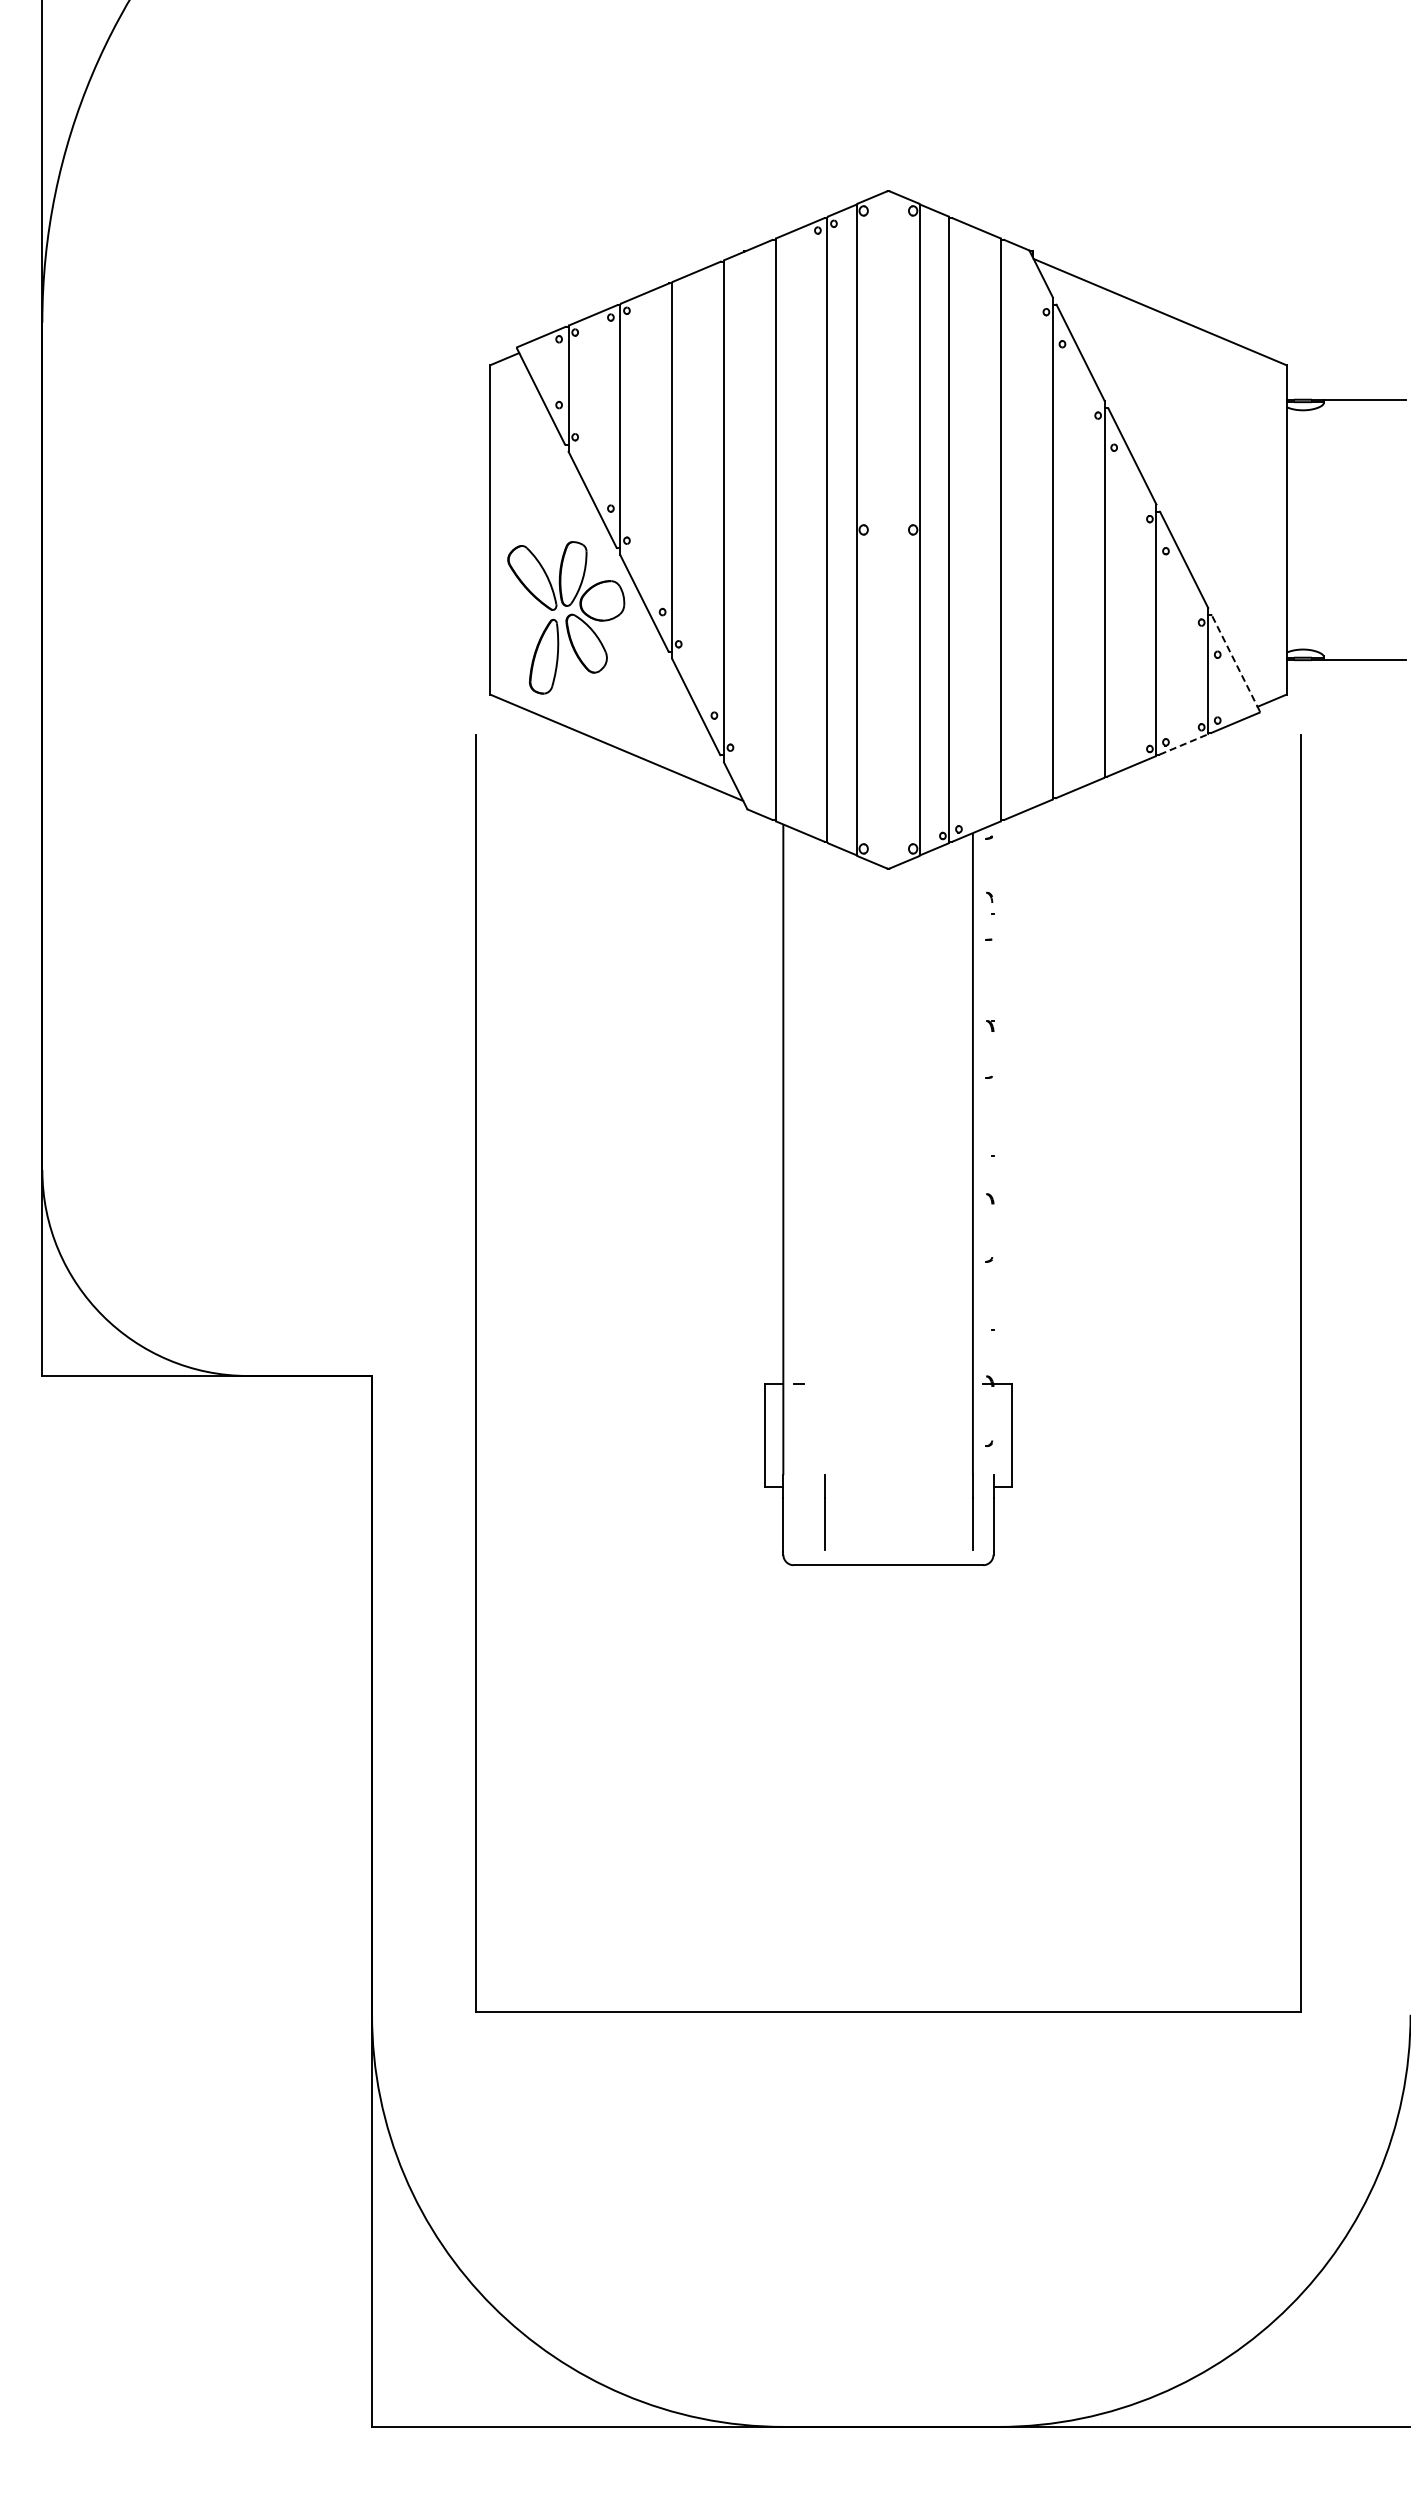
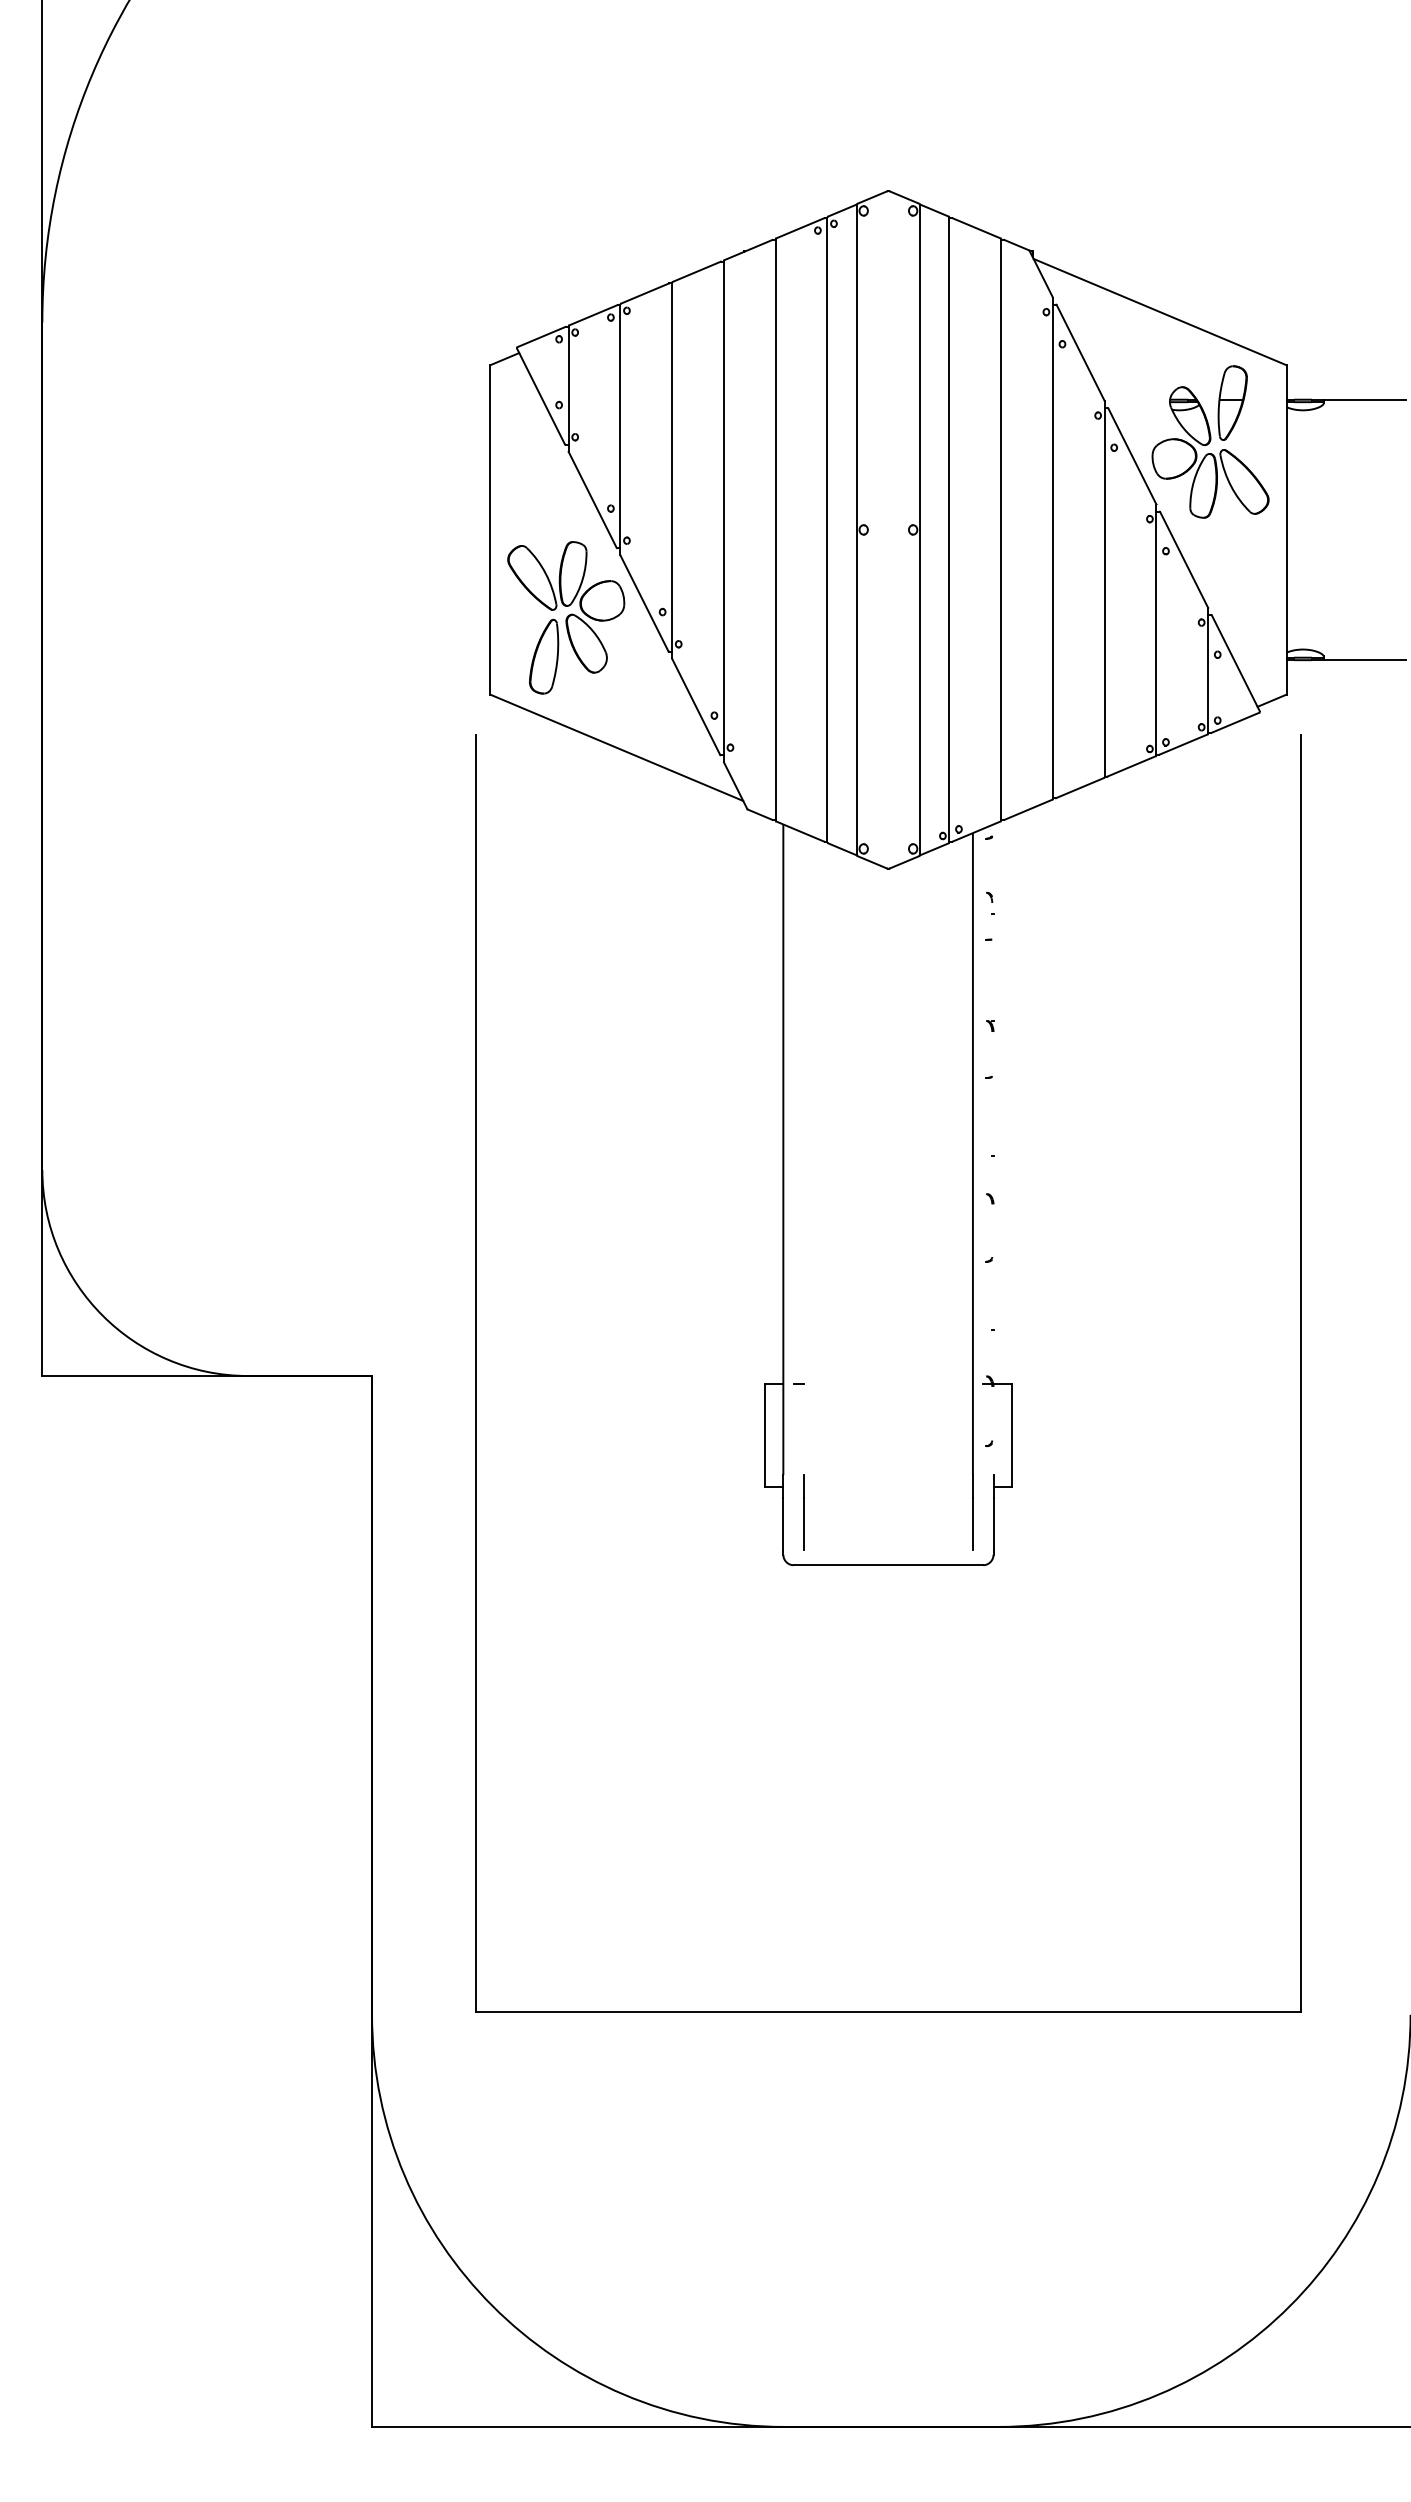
part: none -> present (1210, 441)
line: dashed -> solid (1235, 662)
line: dashed -> solid (1183, 744)
line position: (824, 1512) -> (803, 1512) (803, 1512)
